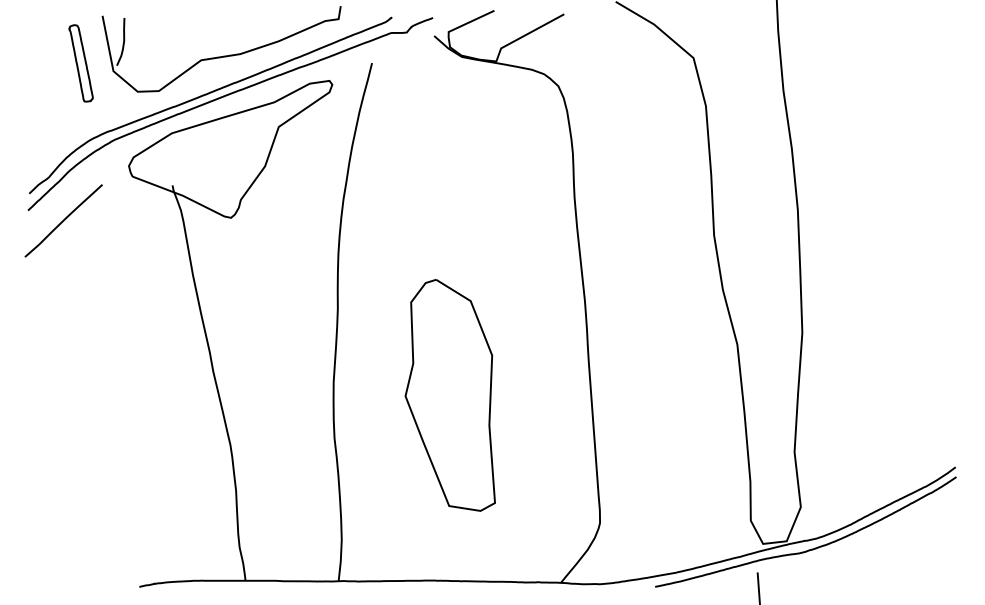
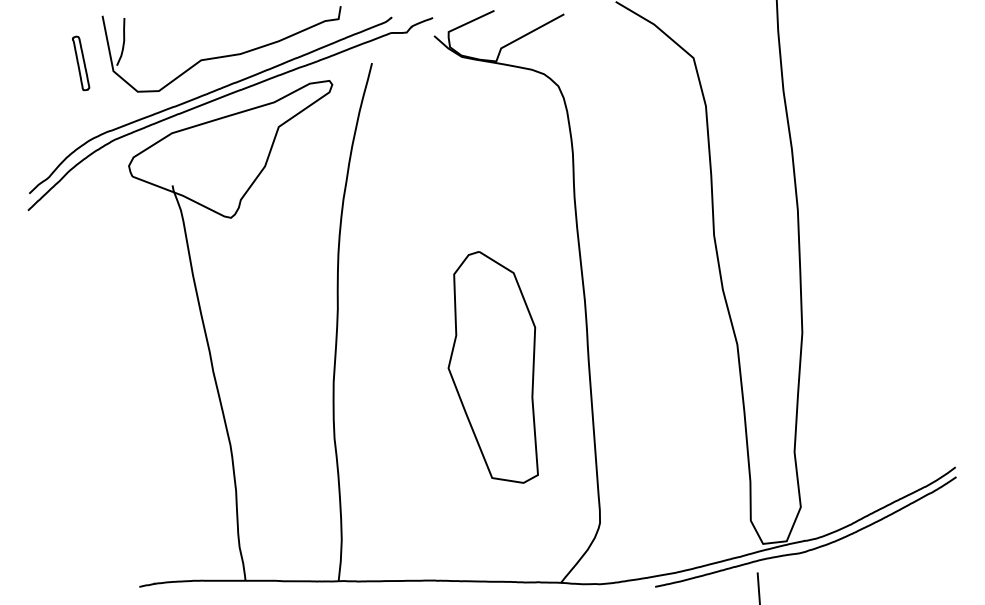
part size: 26x79 px -> 19x57 px (81, 63)
line: present -> none (63, 220)
part position: (449, 395) -> (492, 367) (492, 367)
